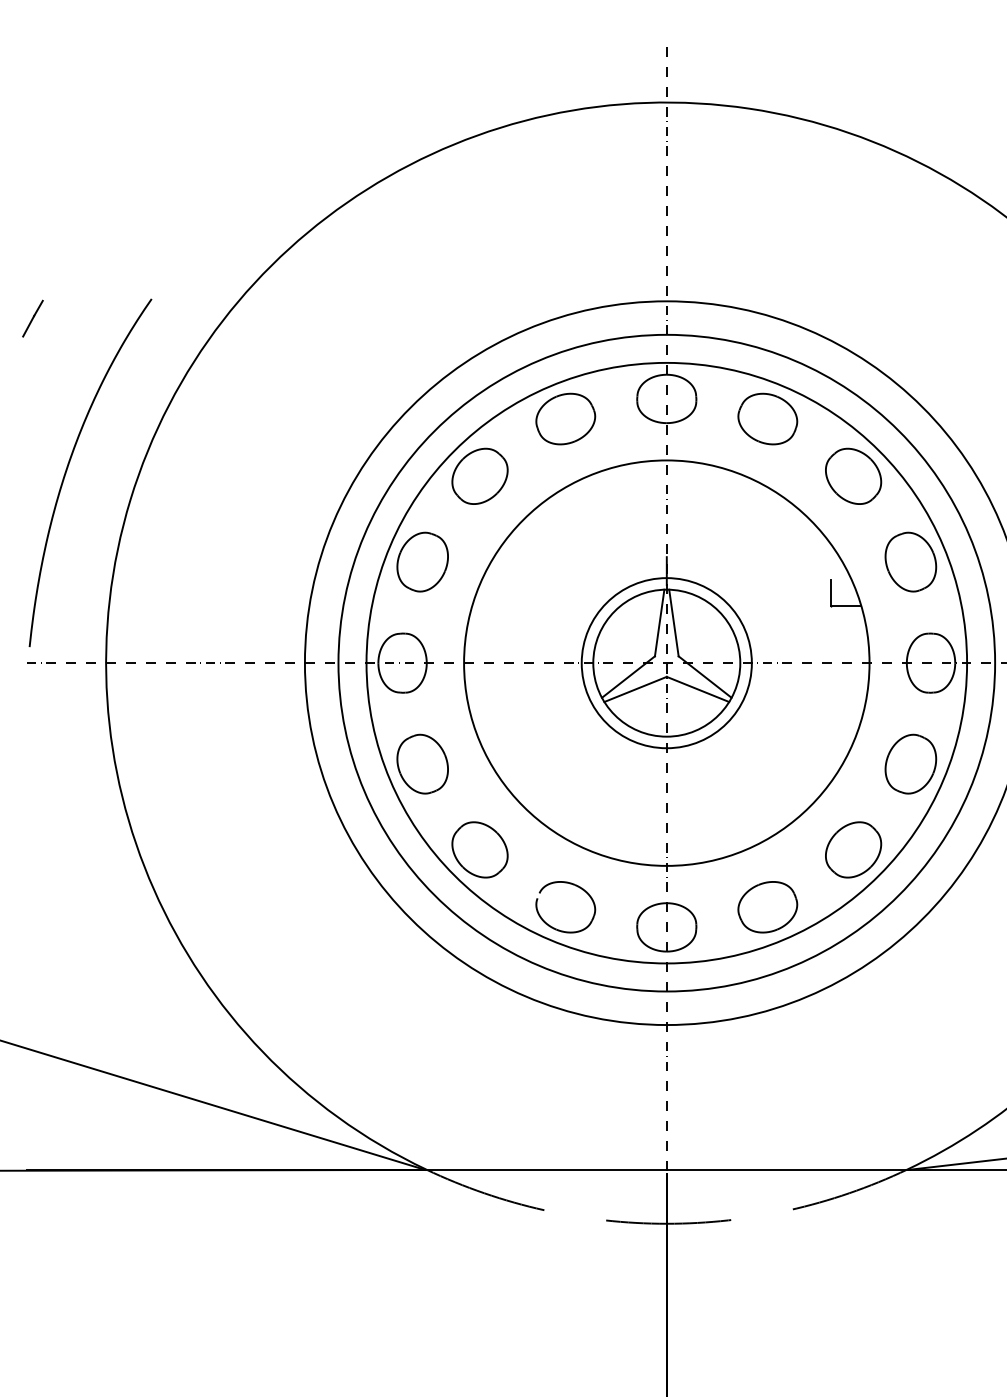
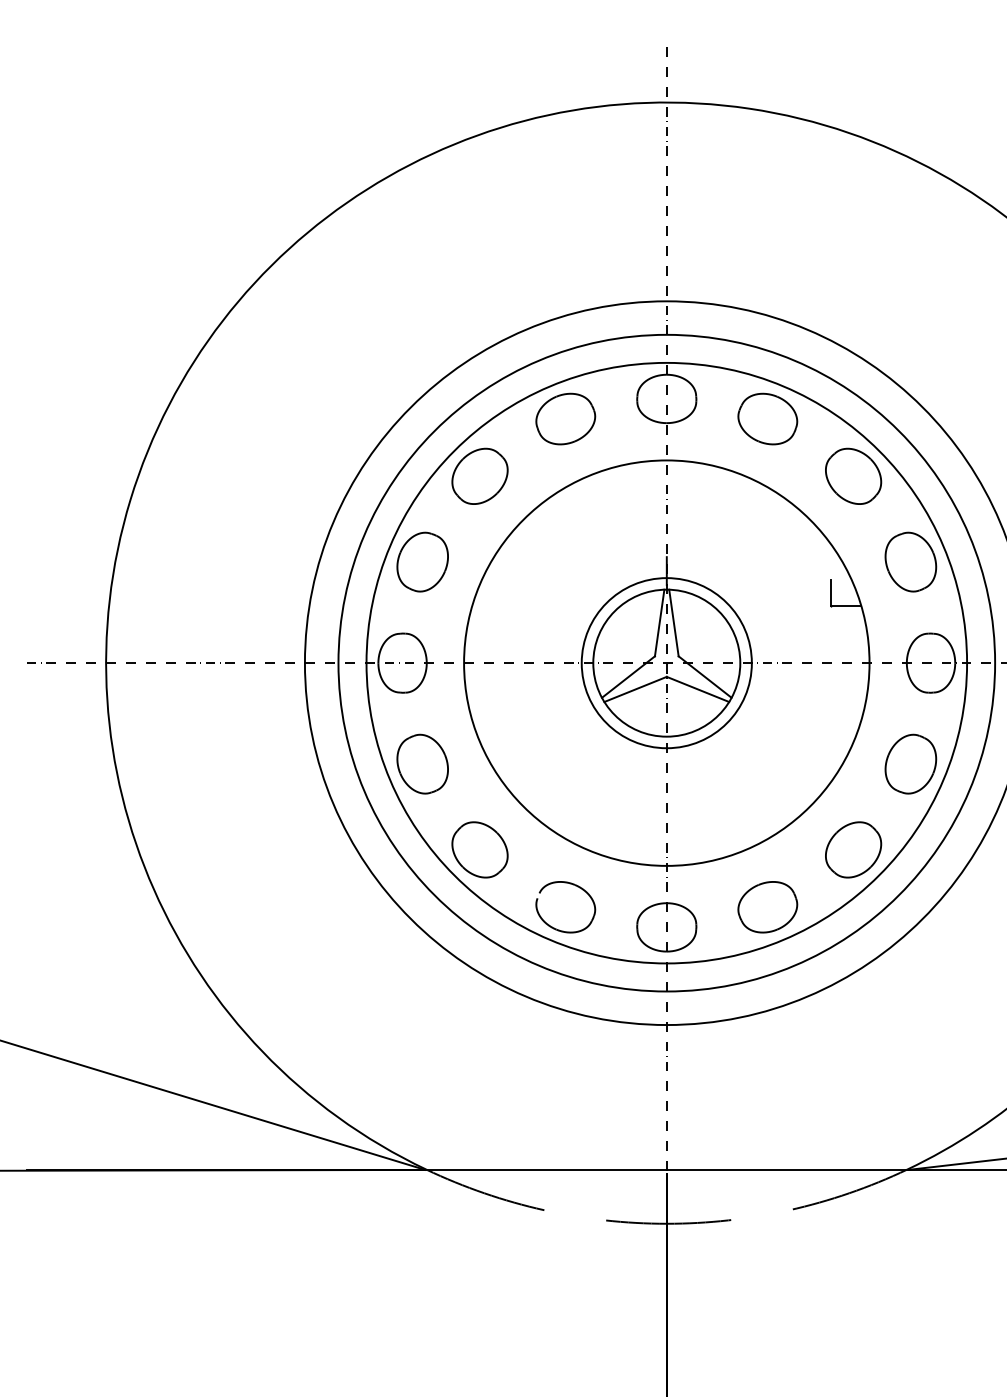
part: present -> none (68, 467)
